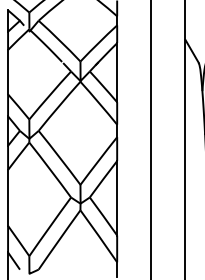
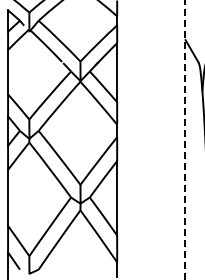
line: present -> none (151, 139)
line: solid -> dashed (185, 139)
